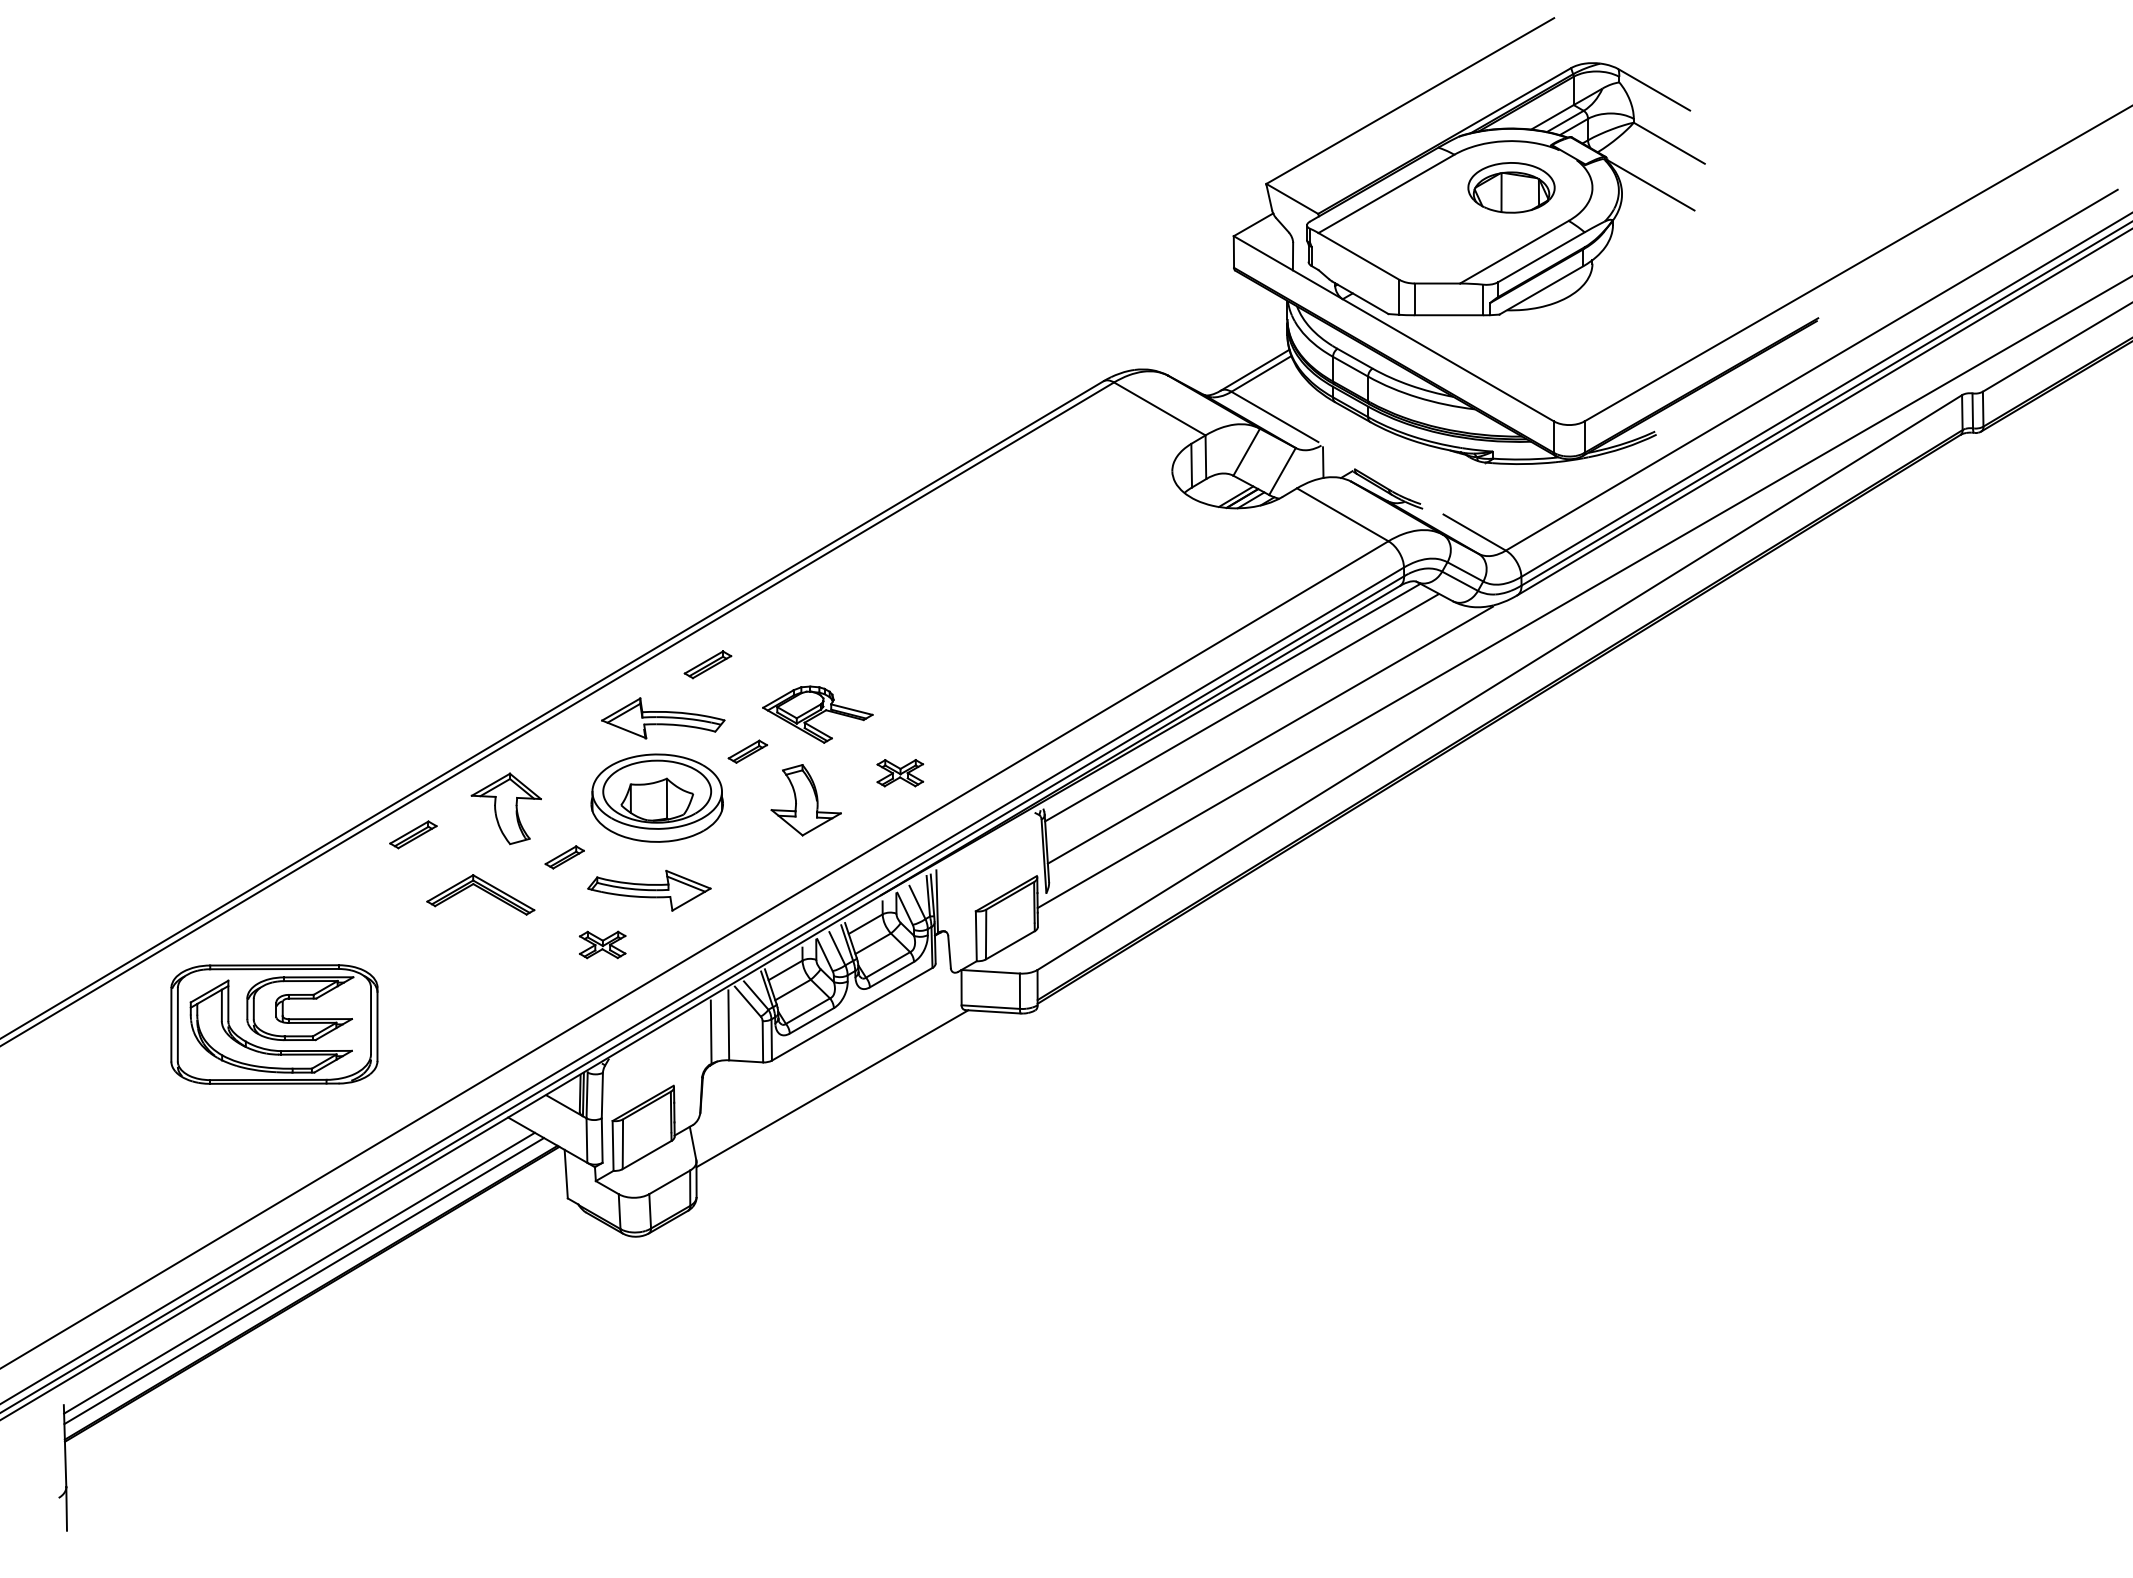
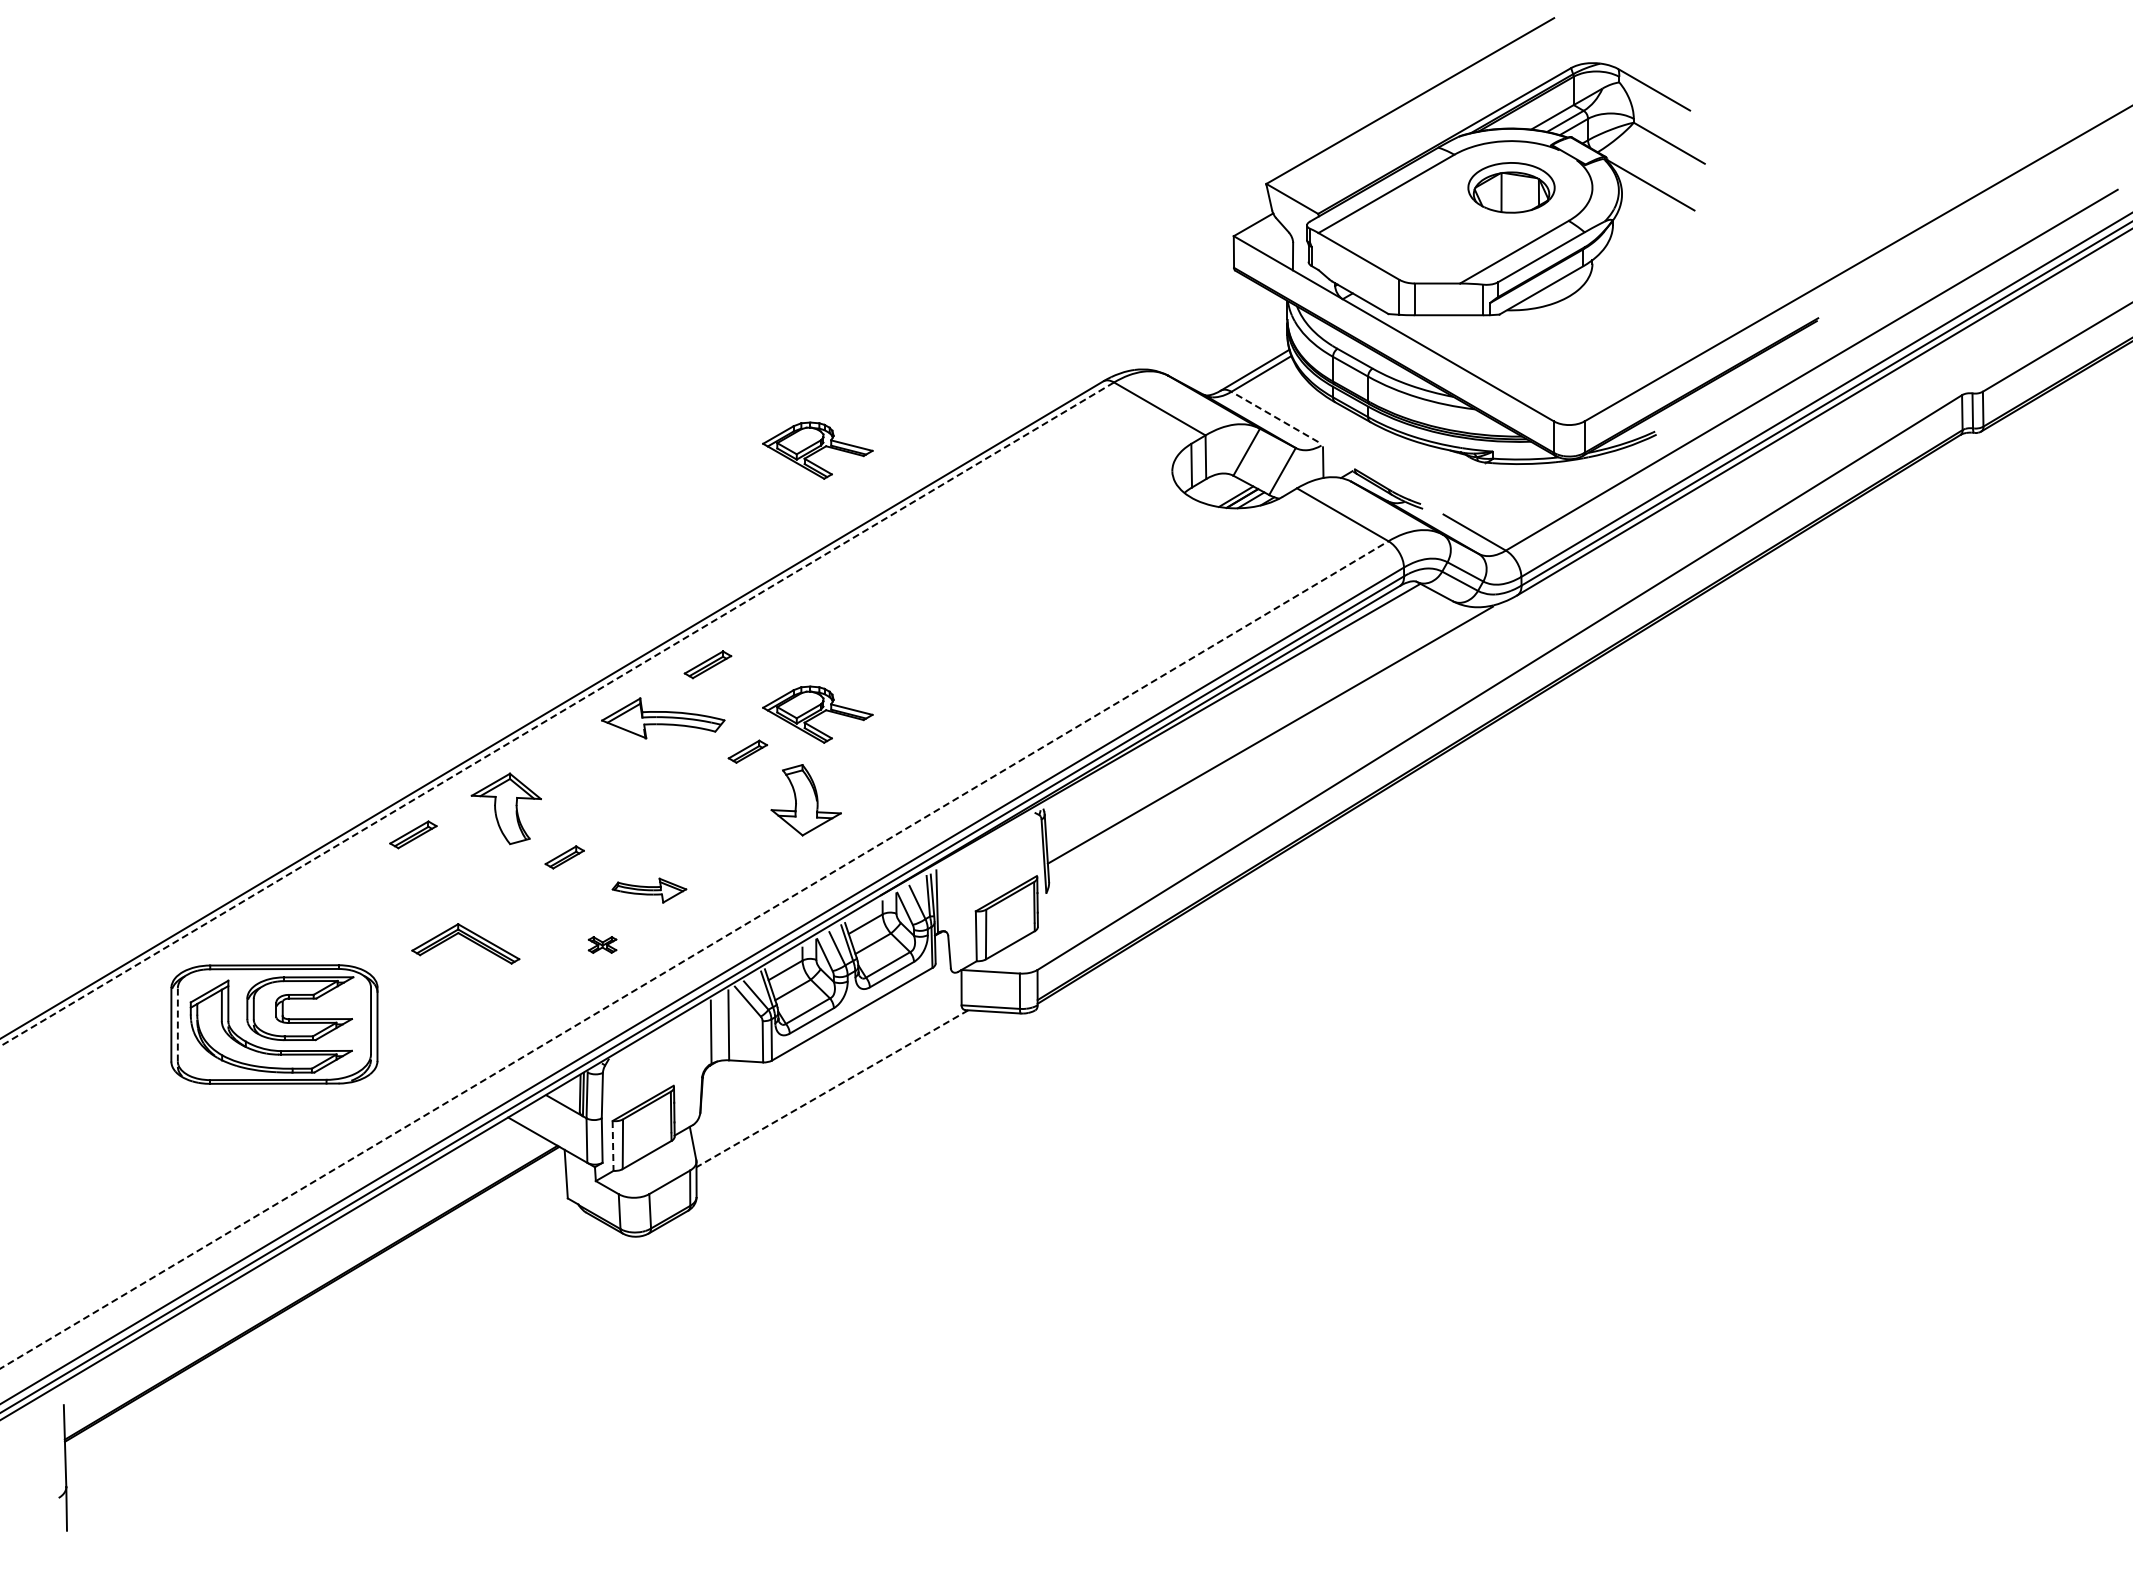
line: solid -> dashed (1274, 416)
part: none -> present (817, 450)
line: present -> none (1583, 592)
line: present -> none (1241, 707)
line: solid -> dashed (556, 714)
part: present -> none (900, 773)
part: present -> none (656, 797)
part size: 125x43 px -> 77x27 px (649, 890)
part position: (480, 894) -> (465, 943) (465, 943)
part size: 49x30 px -> 31x18 px (602, 944)
line: solid -> dashed (694, 954)
line: solid -> dashed (177, 1024)
line: solid -> dashed (832, 1088)
line: solid -> dashed (613, 1145)
line: present -> none (299, 1272)
line: present -> none (304, 1281)
